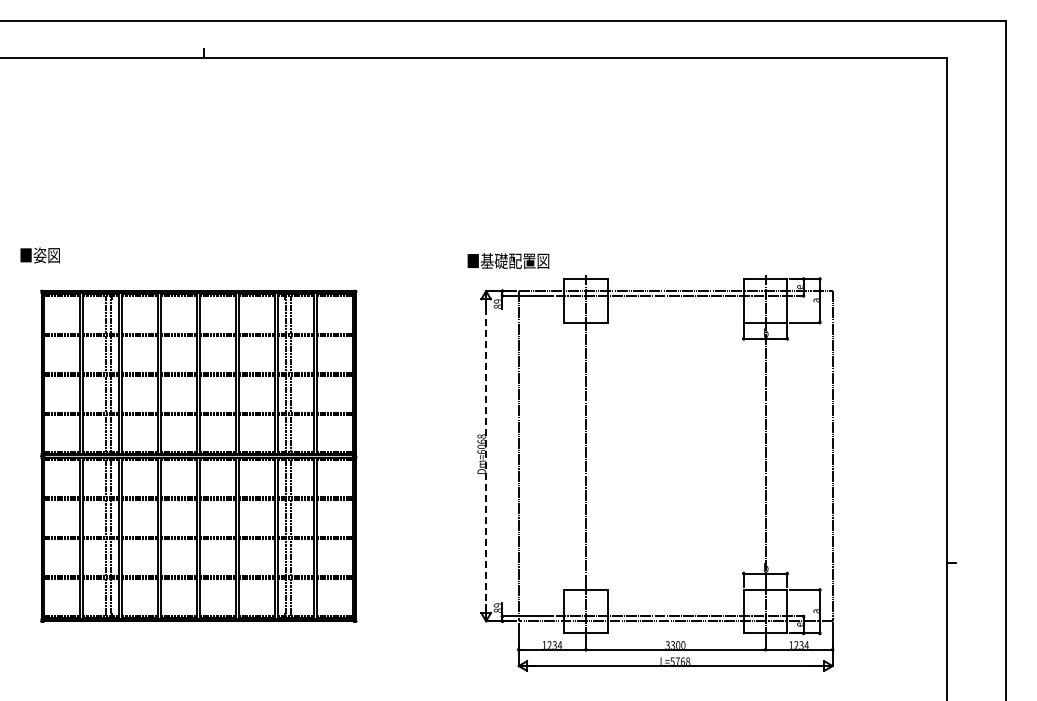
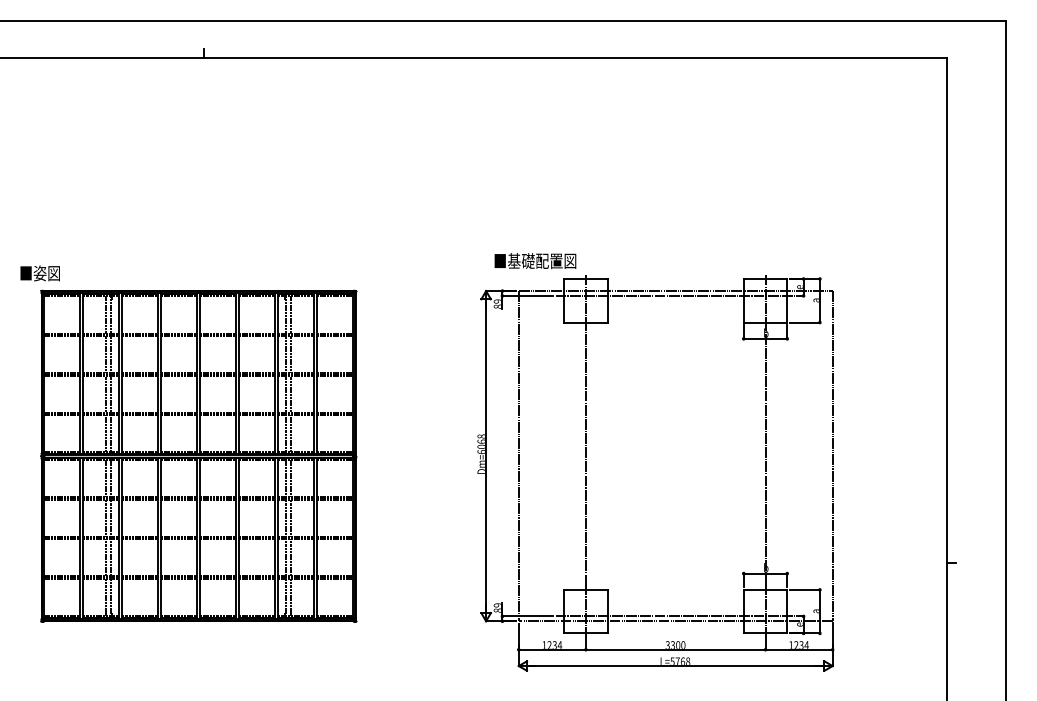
text position: (39, 255) -> (39, 273) (39, 273)
text position: (508, 261) -> (535, 261) (535, 261)
line: dashed -> solid (486, 456)
